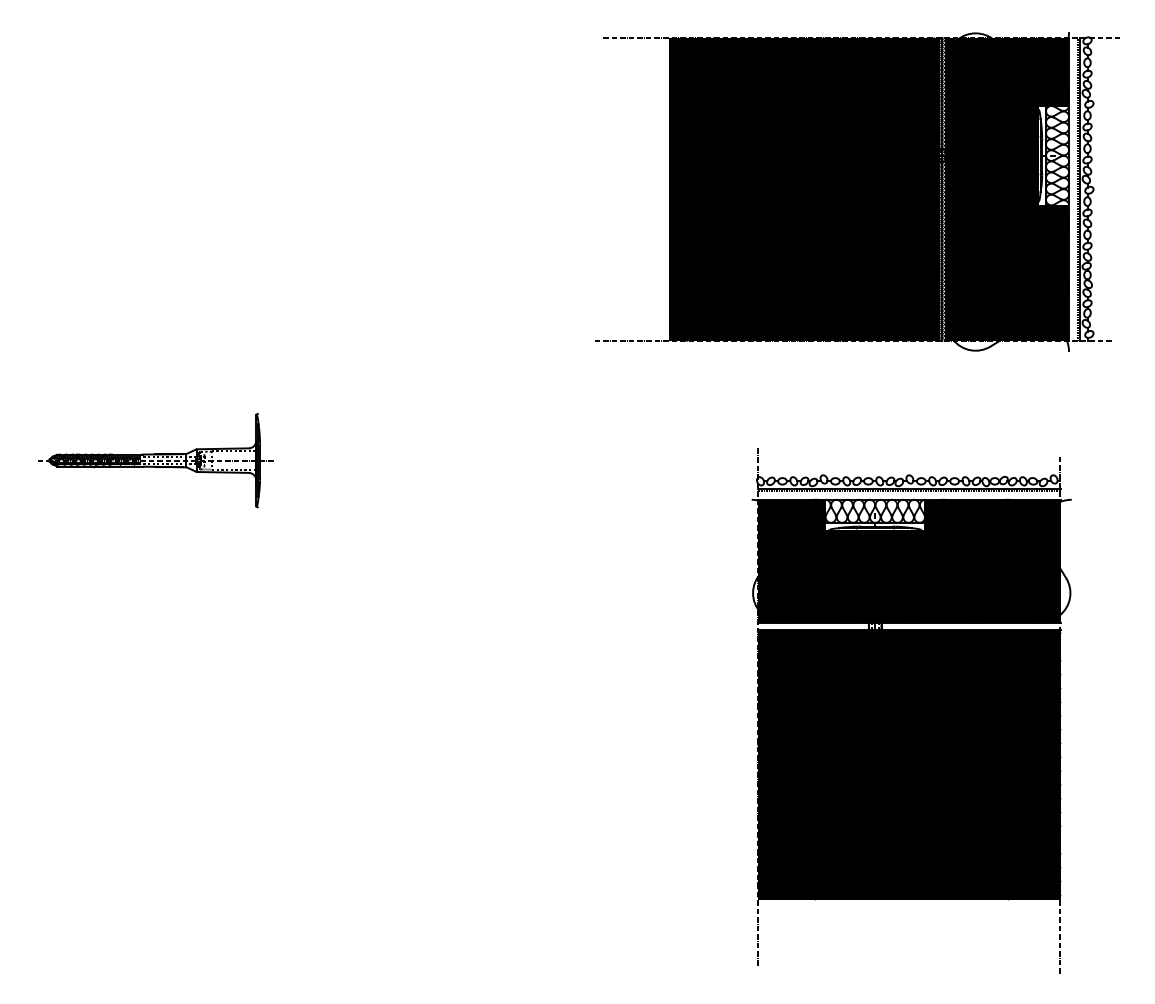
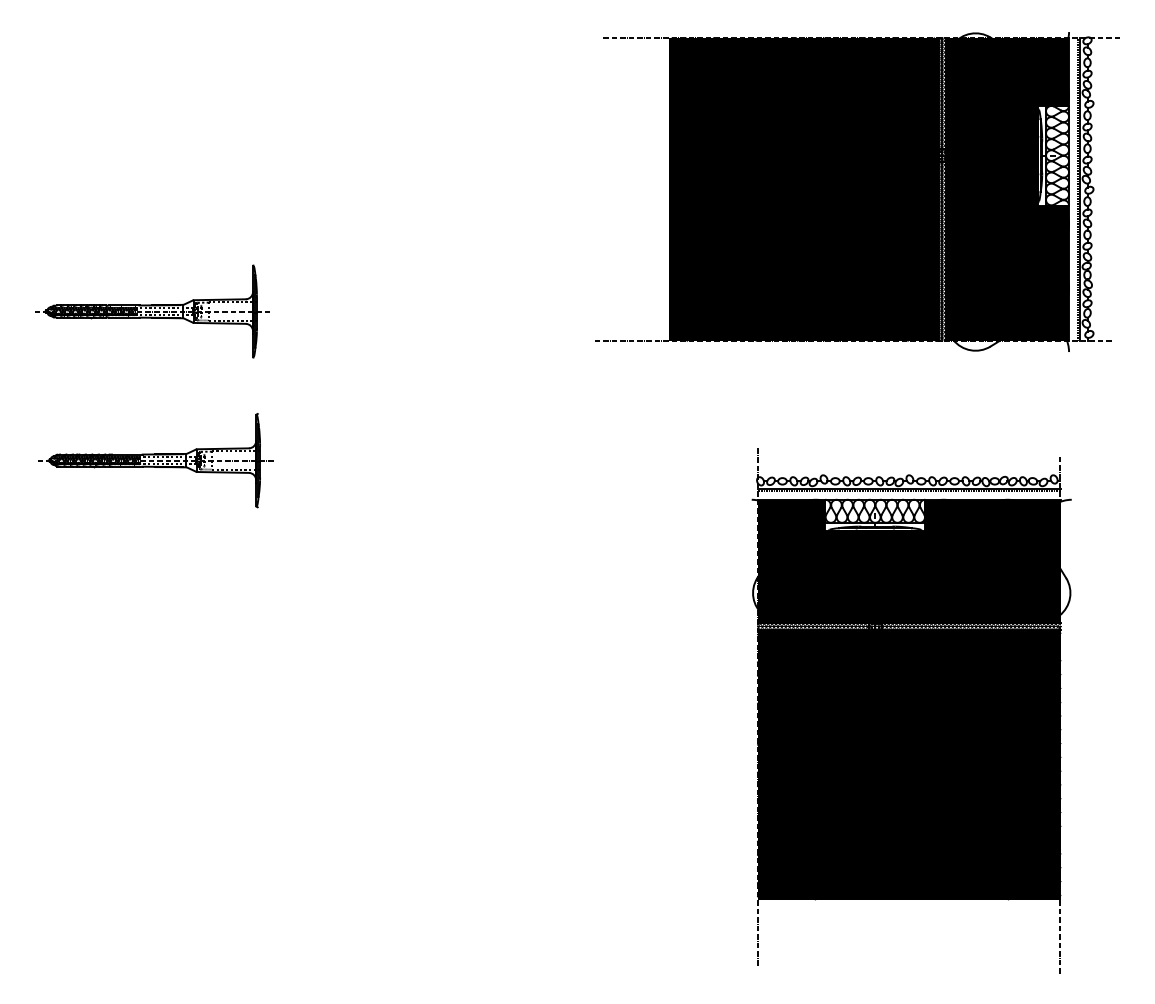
part: none -> present (152, 311)
hatch: none -> present (909, 626)
